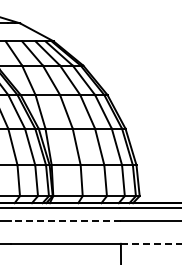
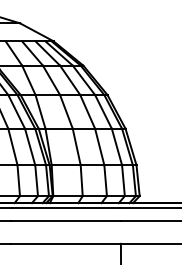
line: dashed -> solid (65, 221)
line: dashed -> solid (151, 243)
